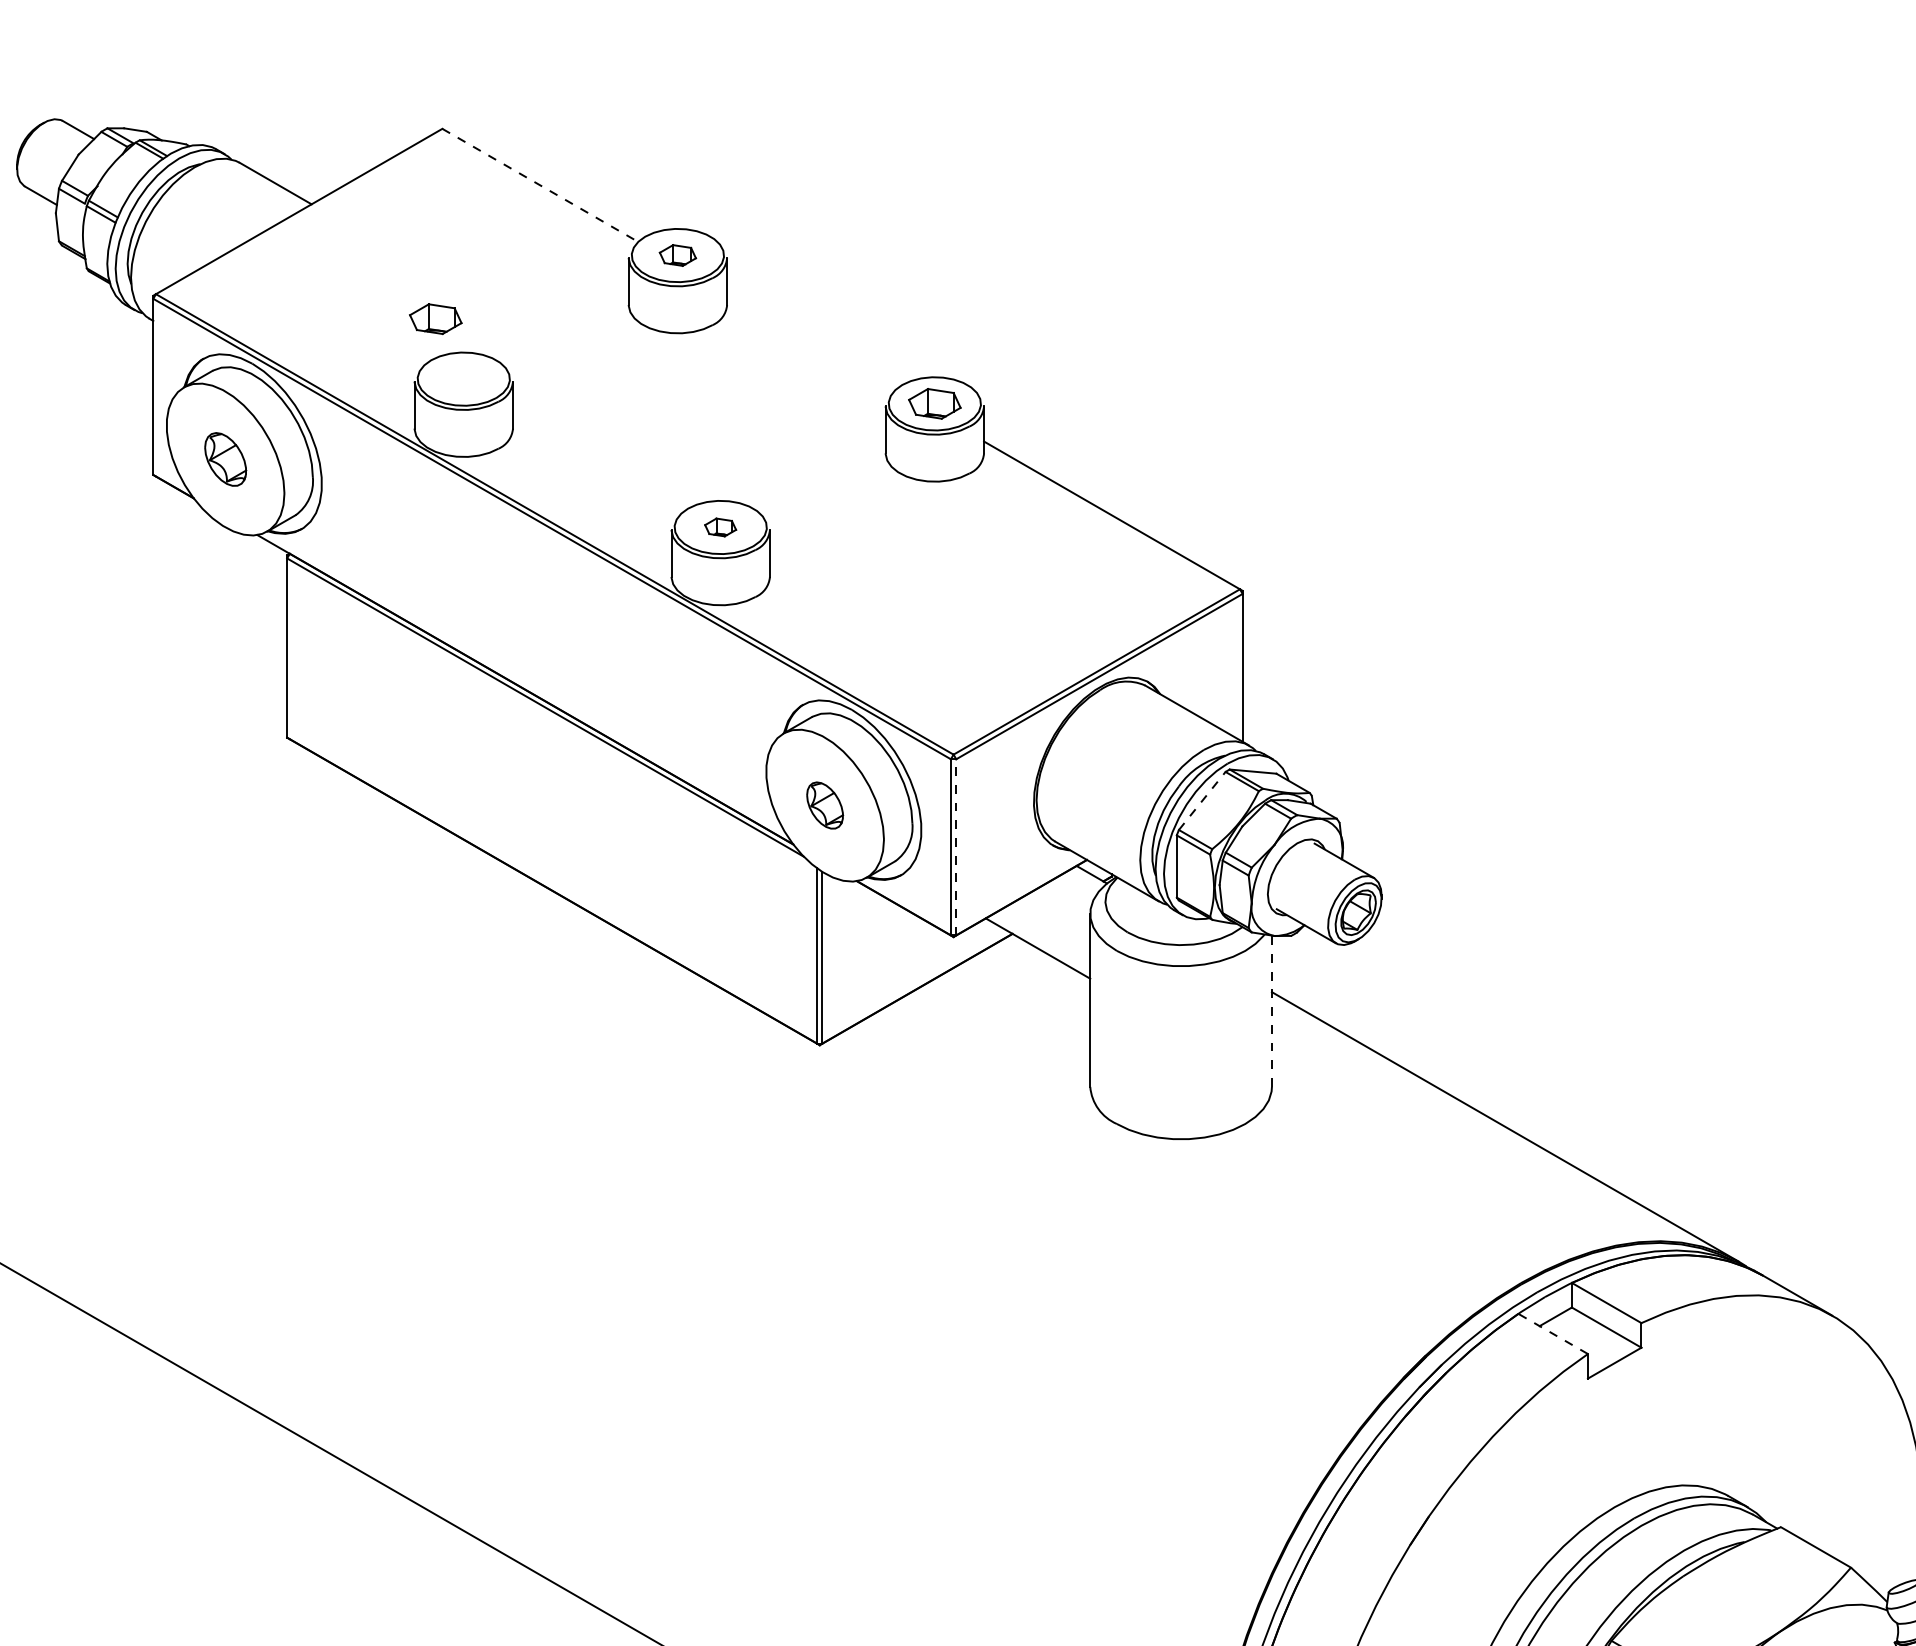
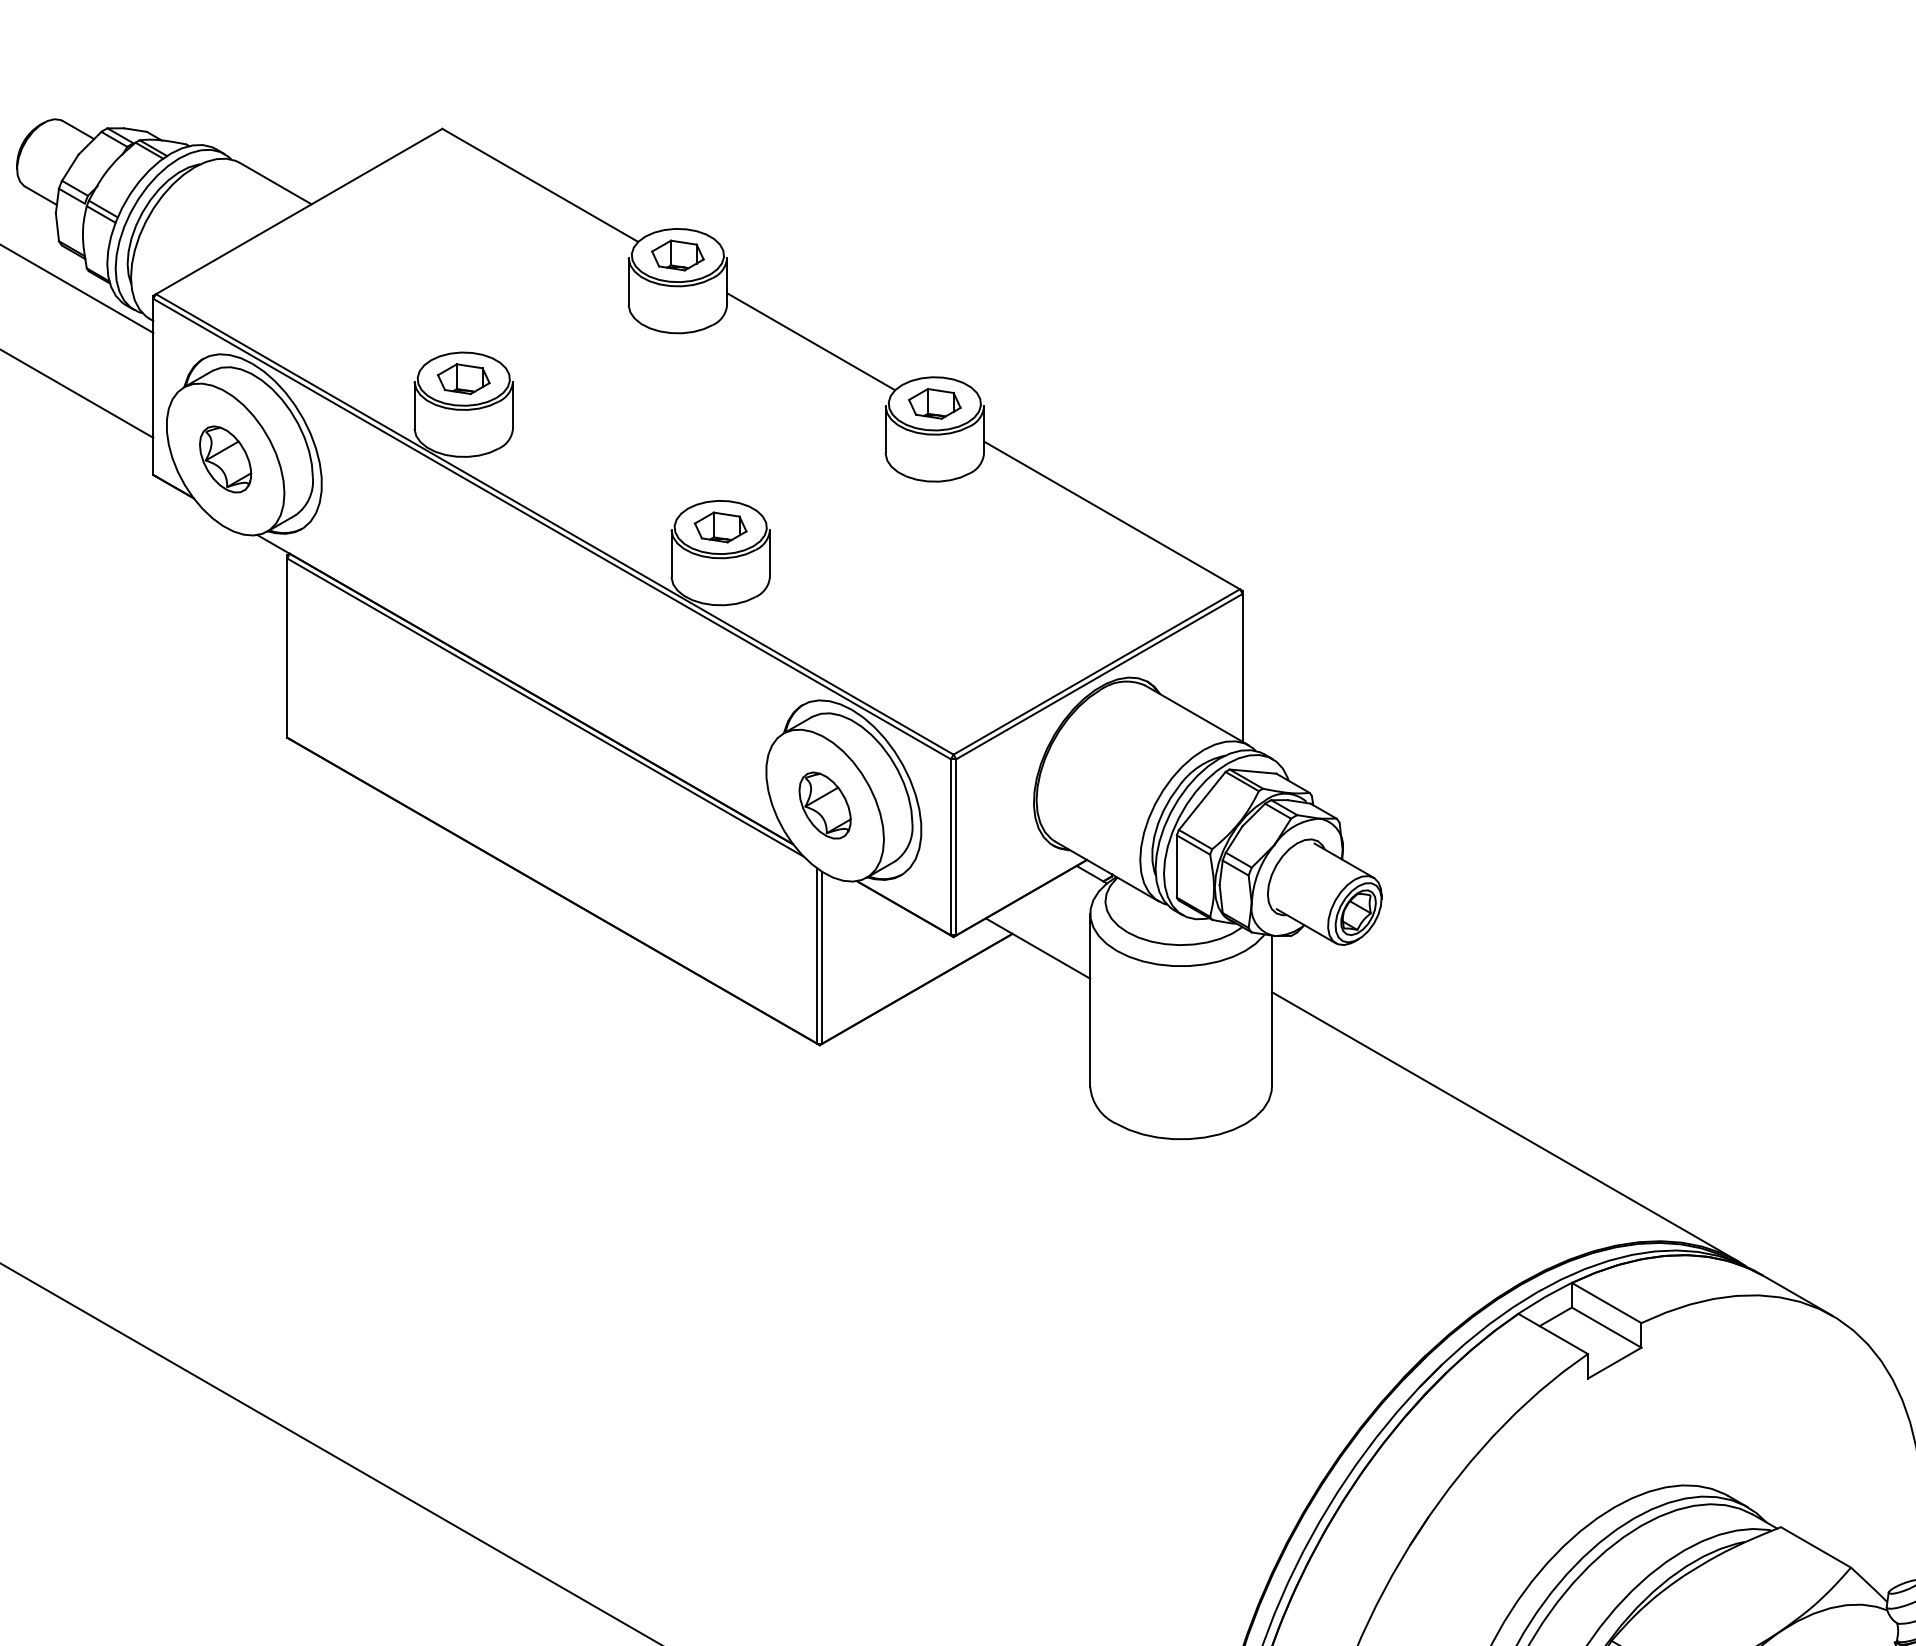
line: dashed -> solid (540, 185)
part size: 40x23 px -> 54x33 px (677, 255)
line: none -> present (77, 288)
part position: (435, 319) -> (463, 379) (463, 379)
line: none -> present (810, 341)
line: none -> present (77, 393)
part size: 44x55 px -> 54x69 px (225, 459)
part size: 34x21 px -> 55x33 px (720, 527)
line: dashed -> solid (1202, 800)
part size: 39x49 px -> 54x69 px (824, 805)
line: dashed -> solid (956, 846)
line: dashed -> solid (1271, 1011)
line: dashed -> solid (1552, 1333)
